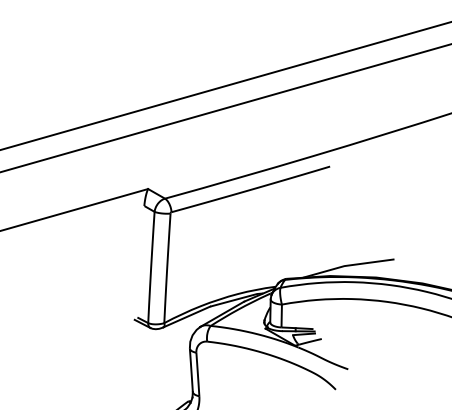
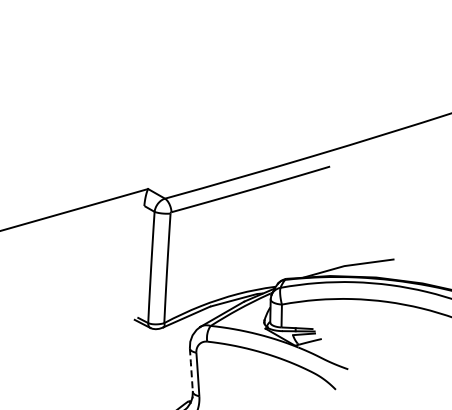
line: present -> none (225, 85)
line: present -> none (225, 108)
line: solid -> dashed (191, 370)
